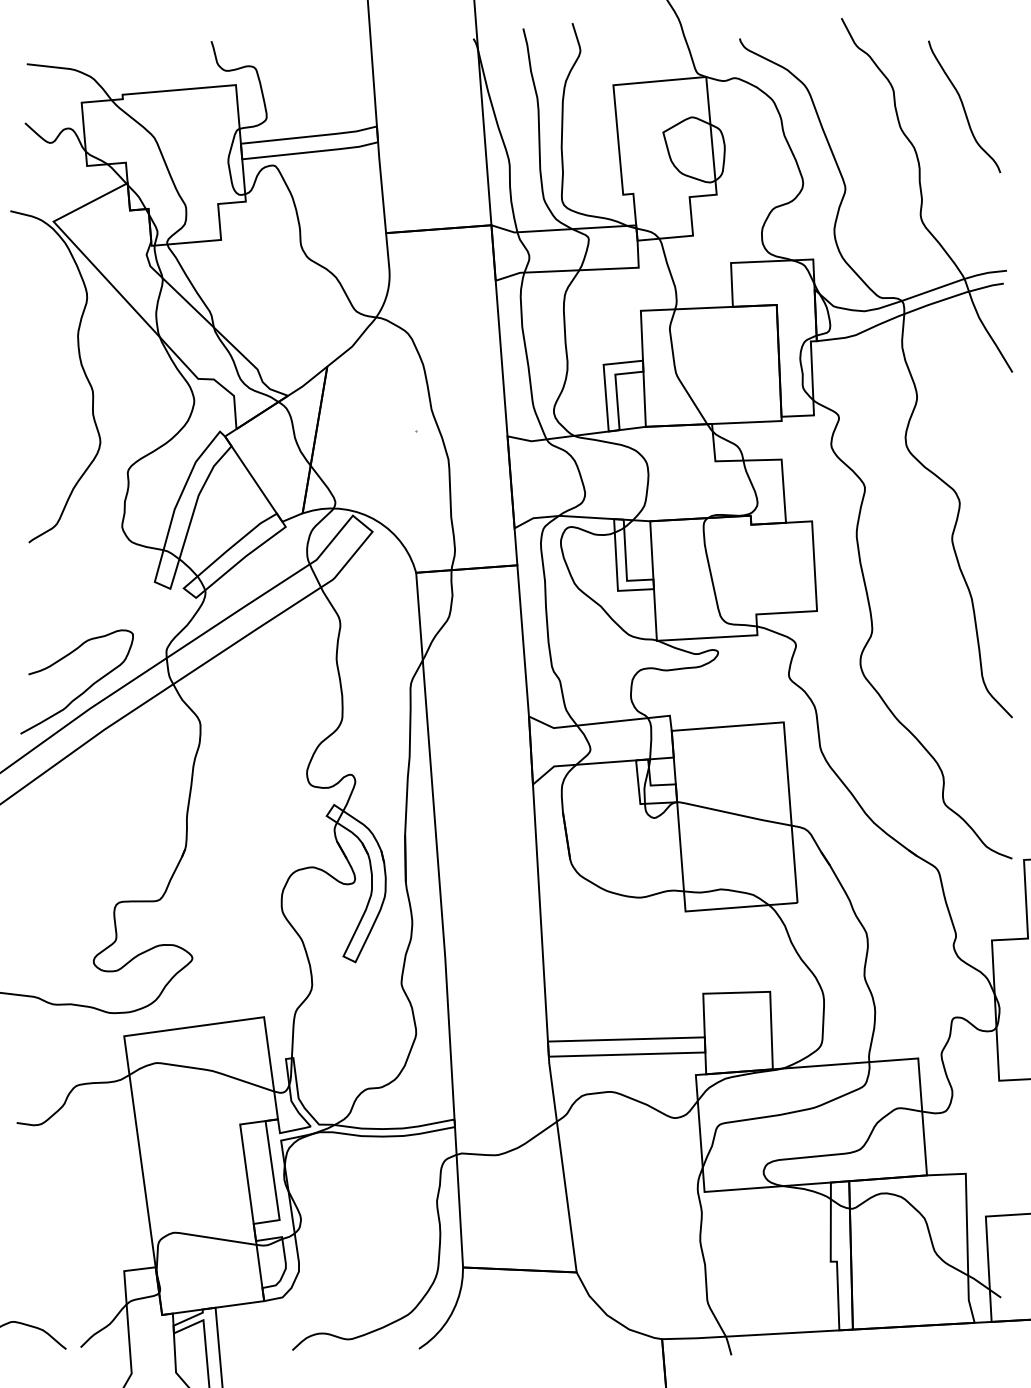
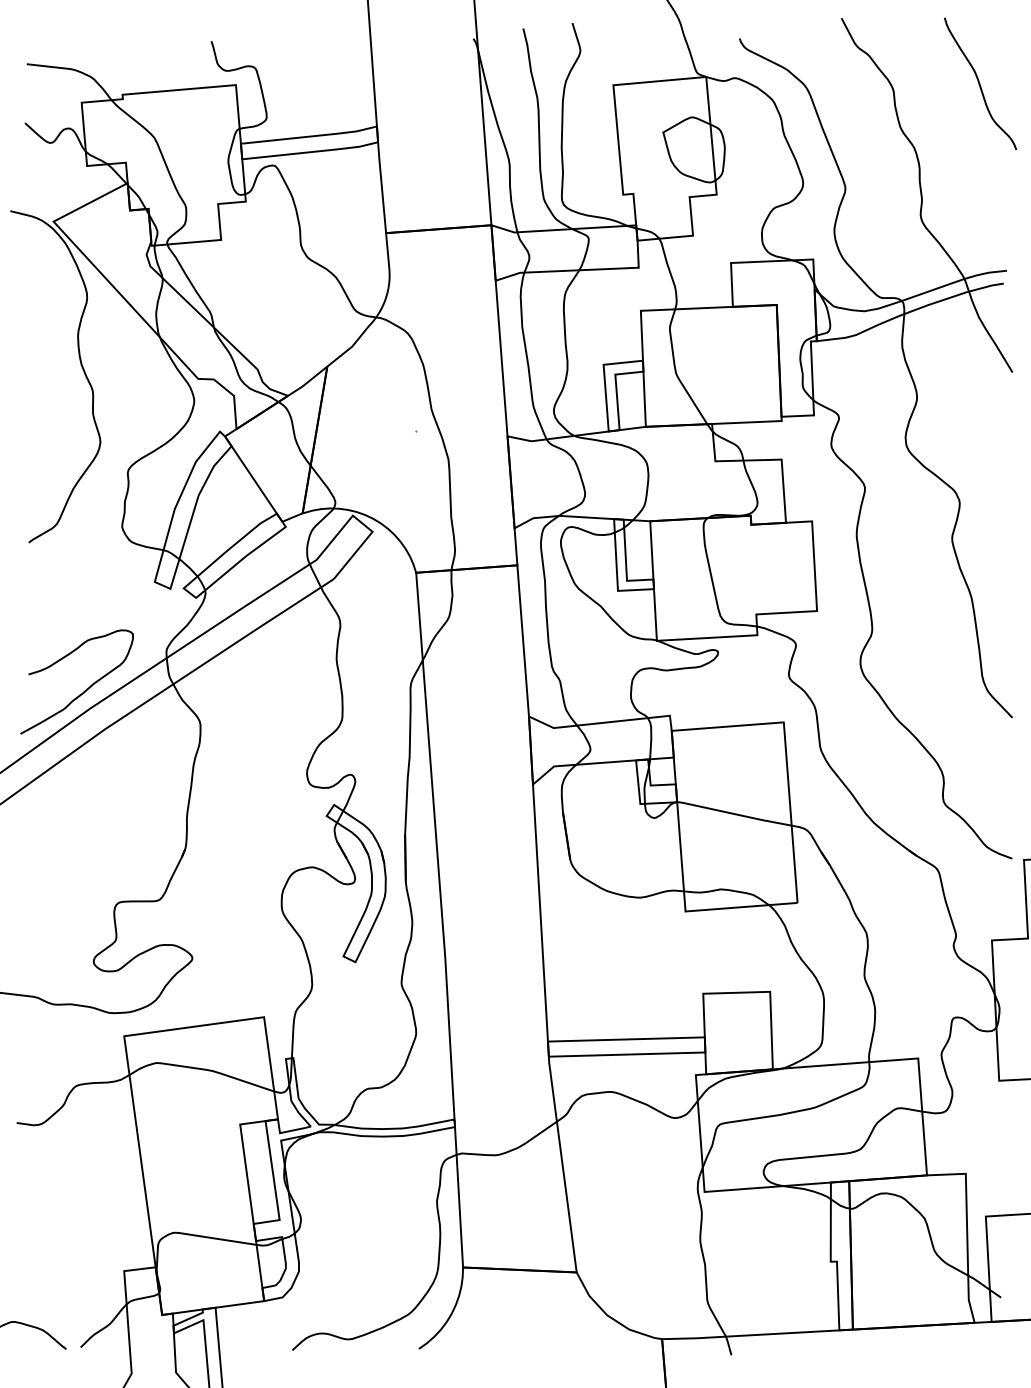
curve position: (964, 106) -> (980, 83) (980, 83)
